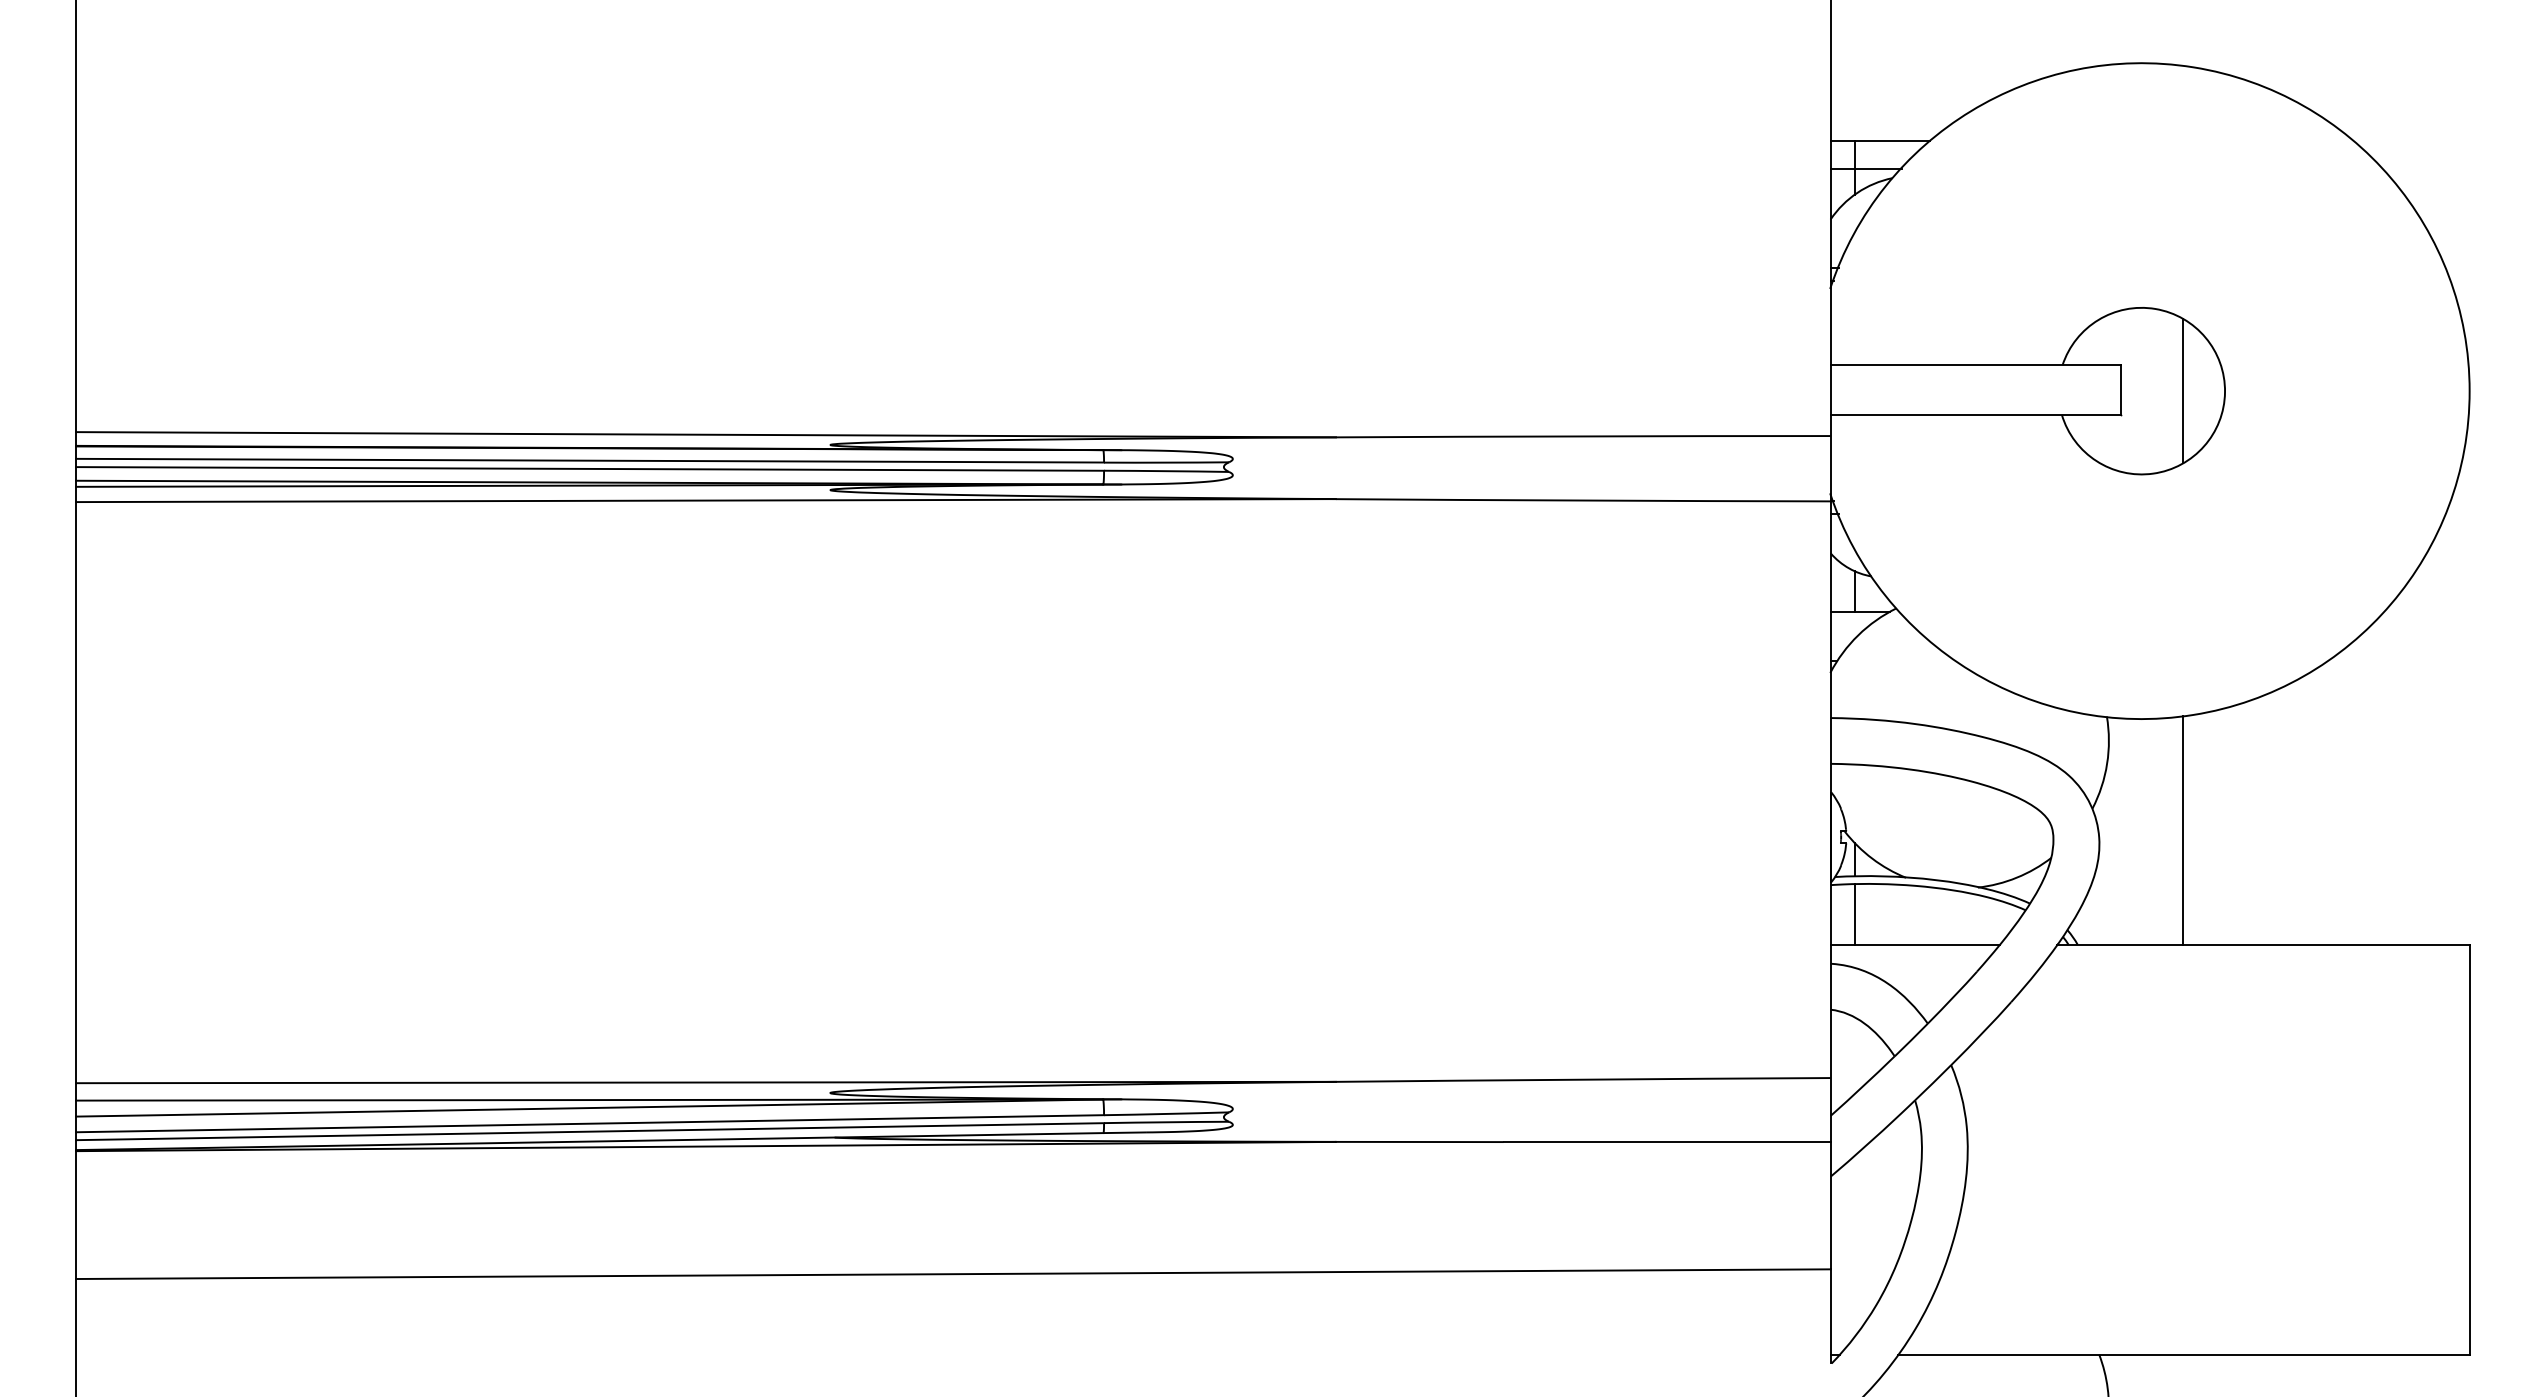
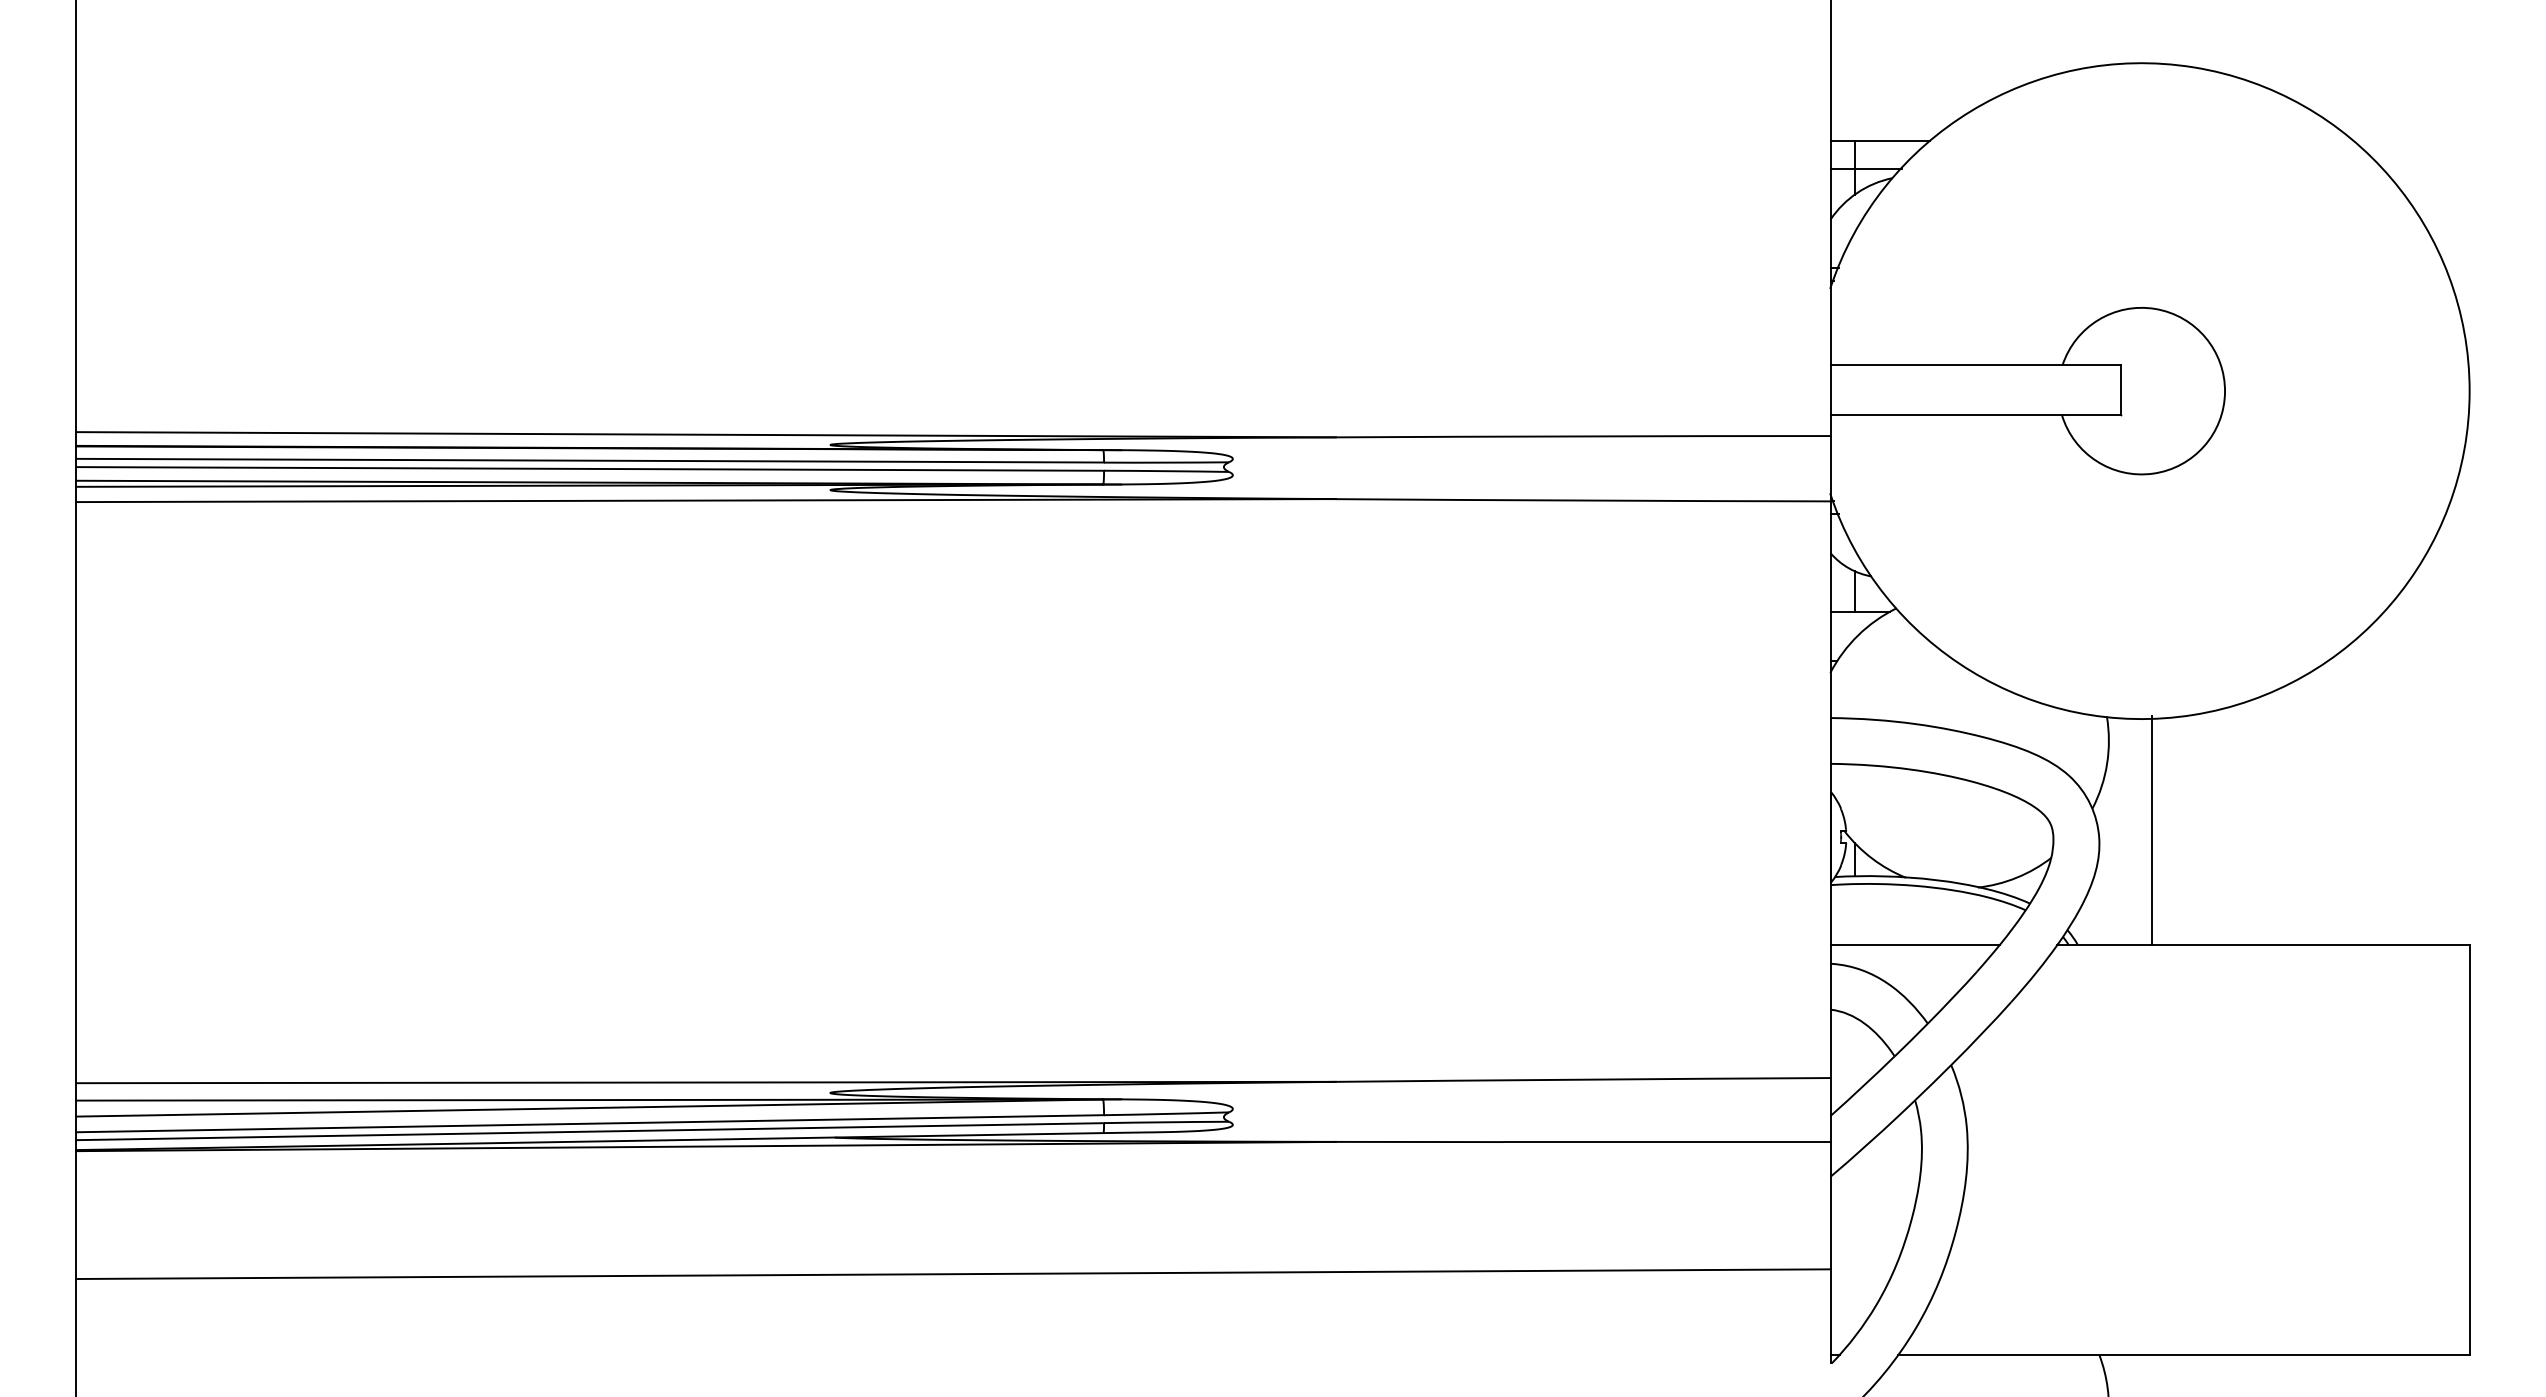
line: present -> none (2182, 391)
line position: (2182, 830) -> (2151, 830) (2151, 830)
line: present -> none (1854, 914)
